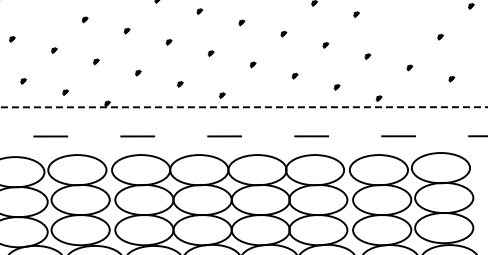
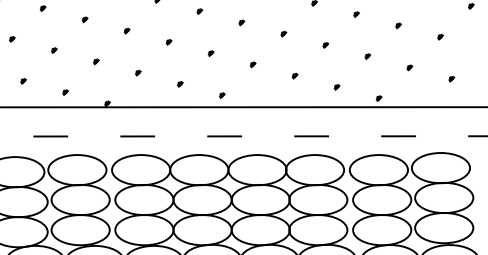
part: none -> present (42, 8)
part: none -> present (398, 25)
line: dashed -> solid (244, 107)
